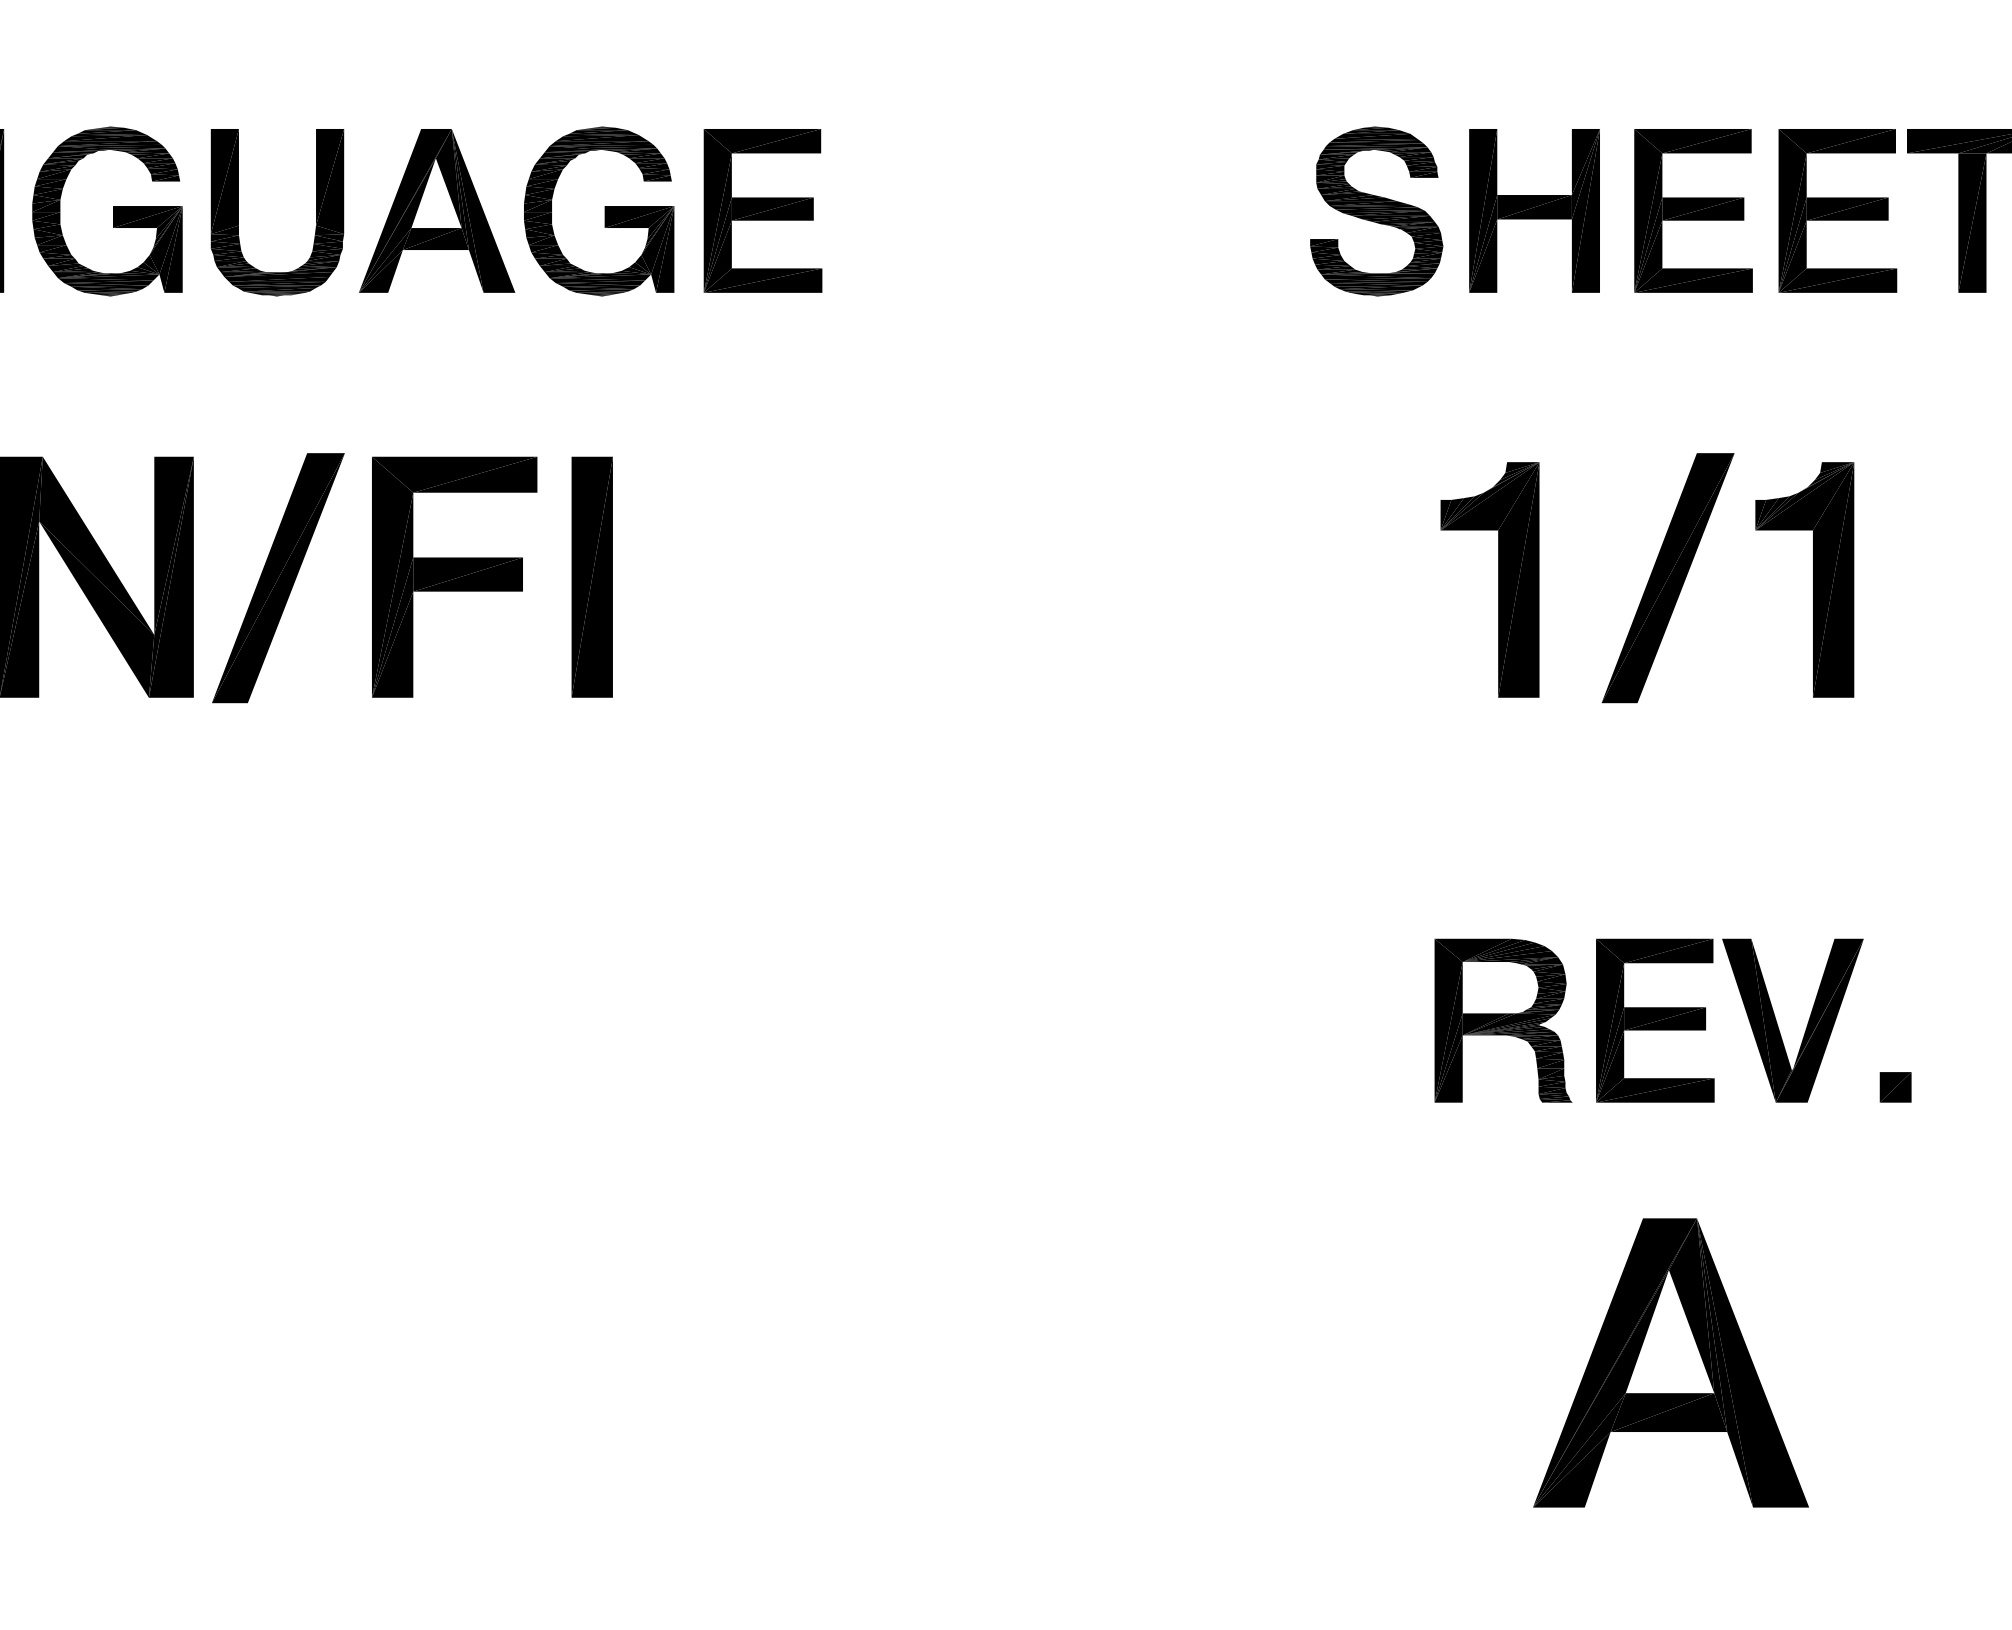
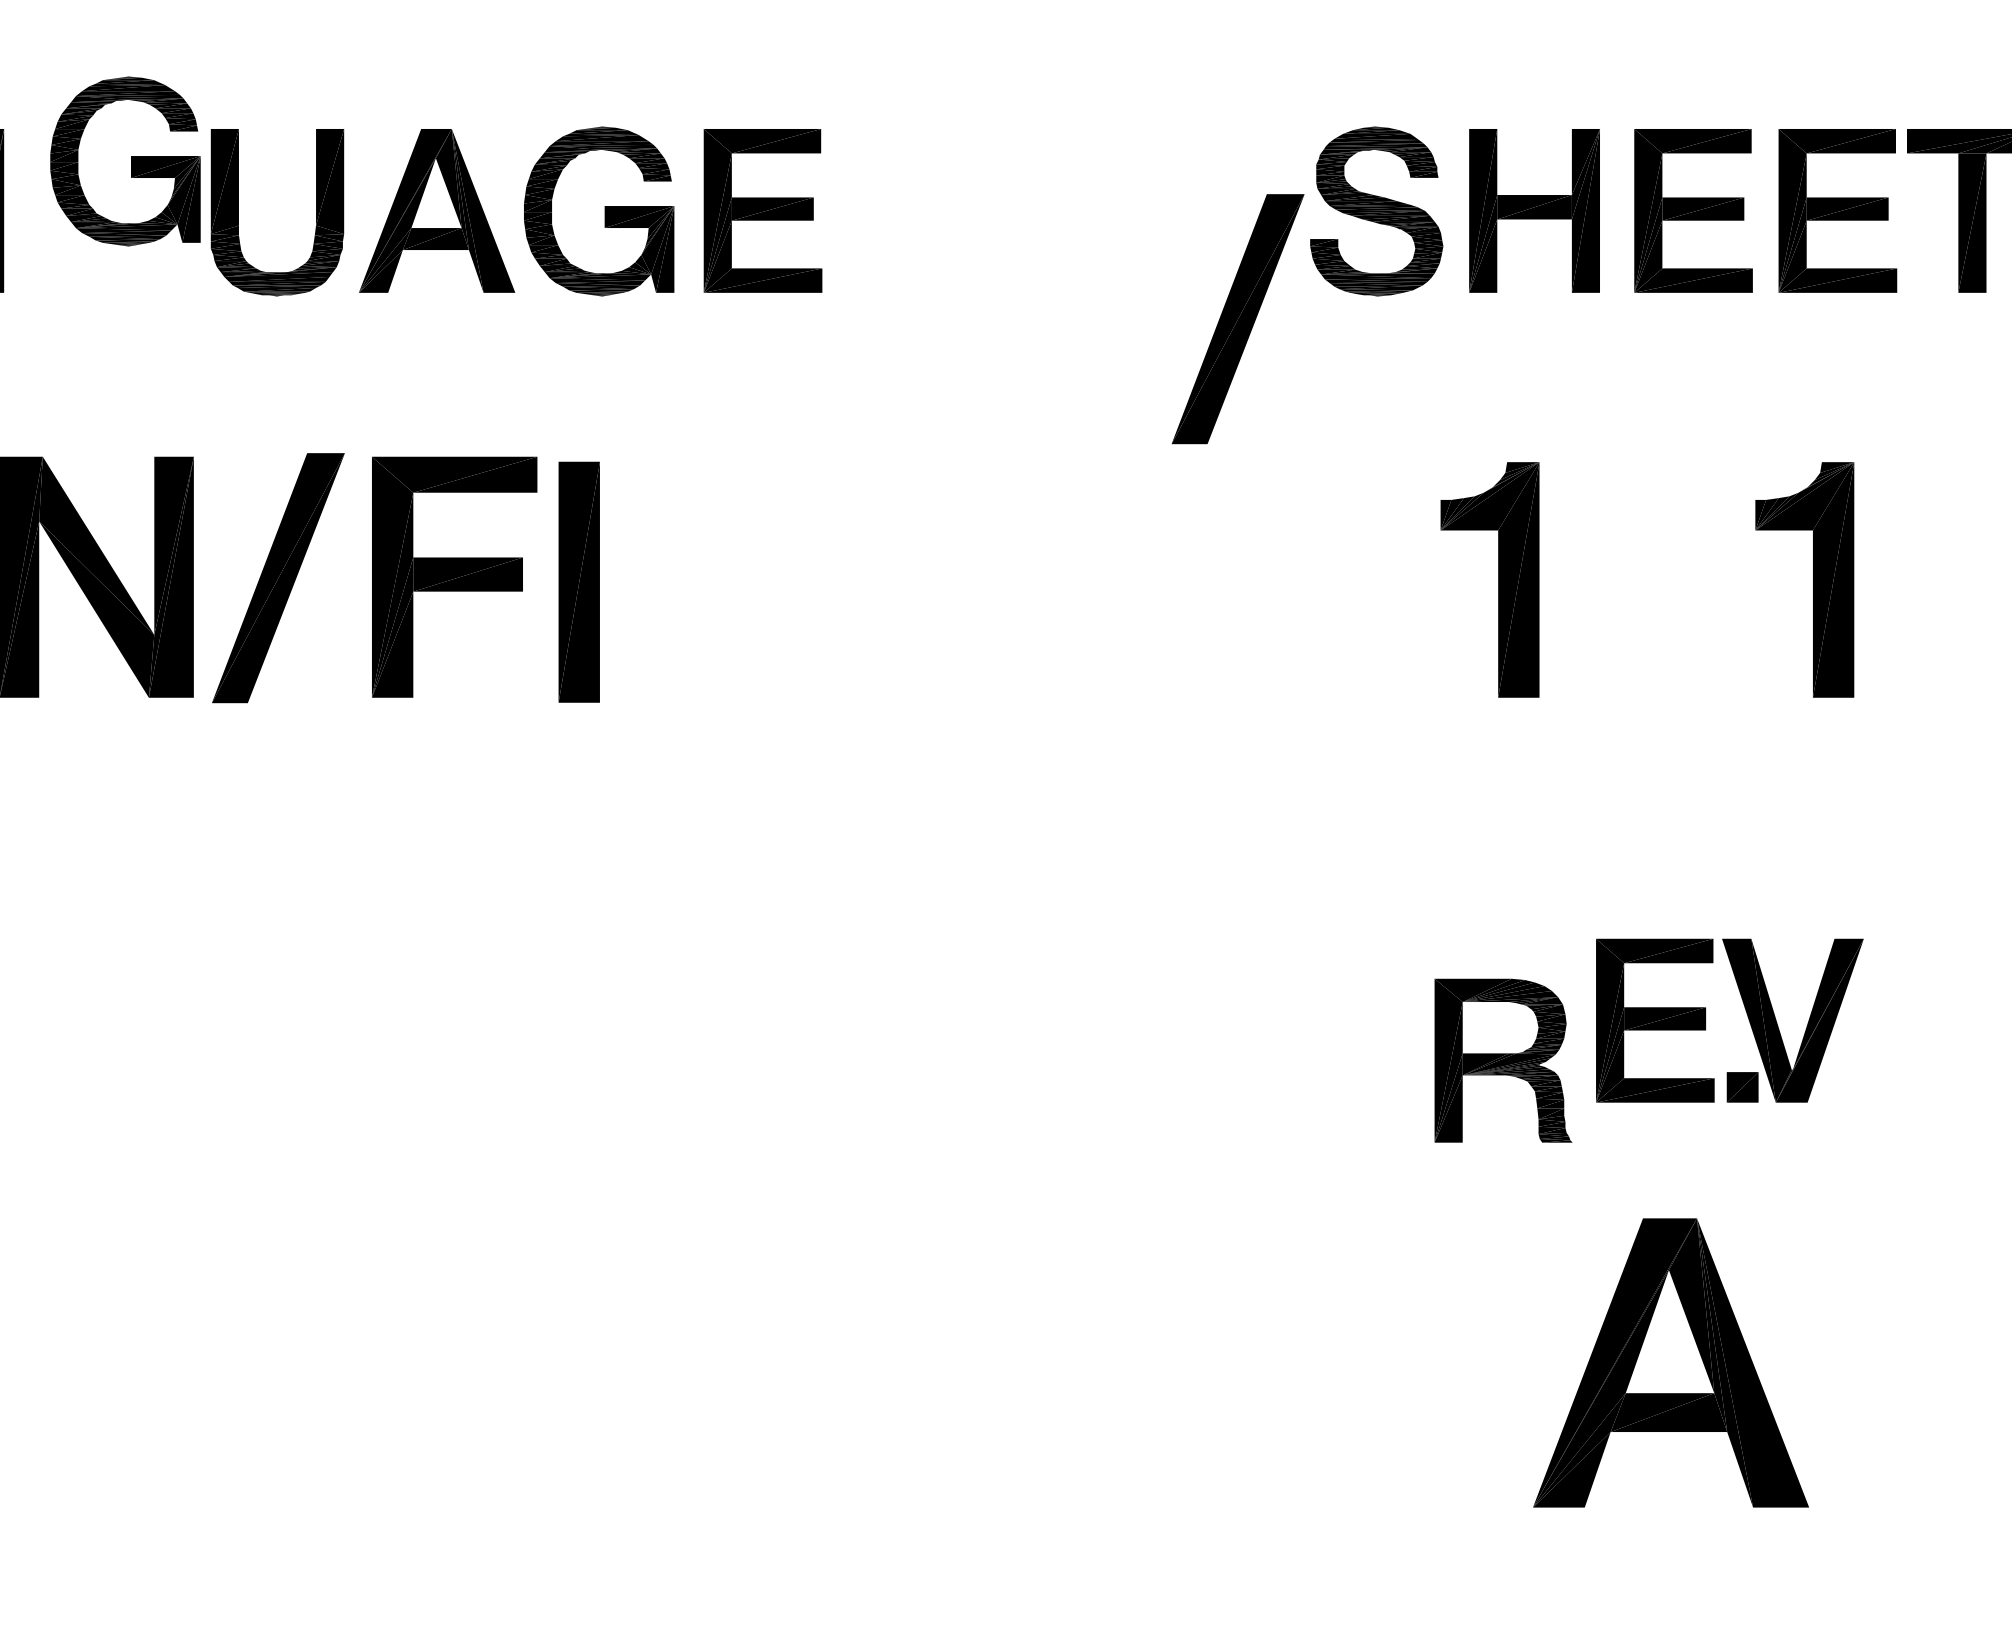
part position: (107, 211) -> (125, 161) (125, 161)
part position: (591, 576) -> (578, 581) (578, 581)
part position: (1667, 578) -> (1237, 319) (1237, 319)
part position: (1503, 1020) -> (1503, 1060) (1503, 1060)
part position: (1895, 1087) -> (1742, 1087) (1742, 1087)
